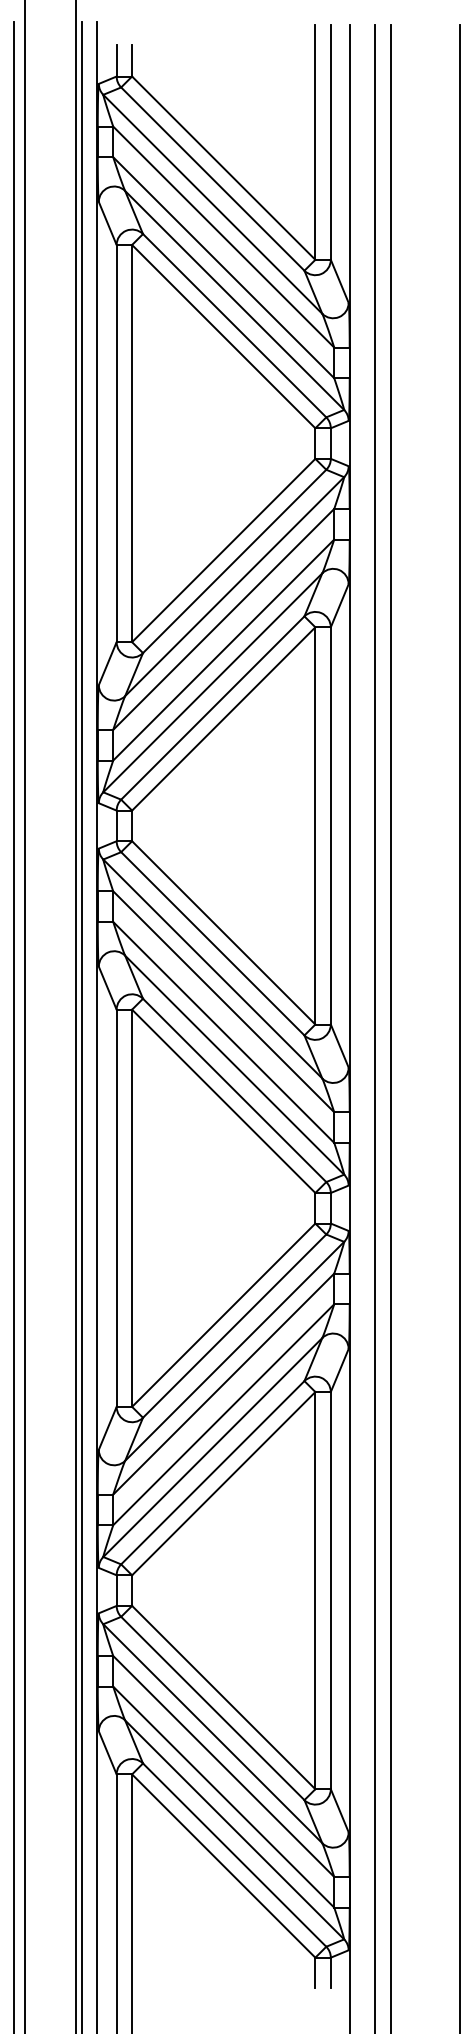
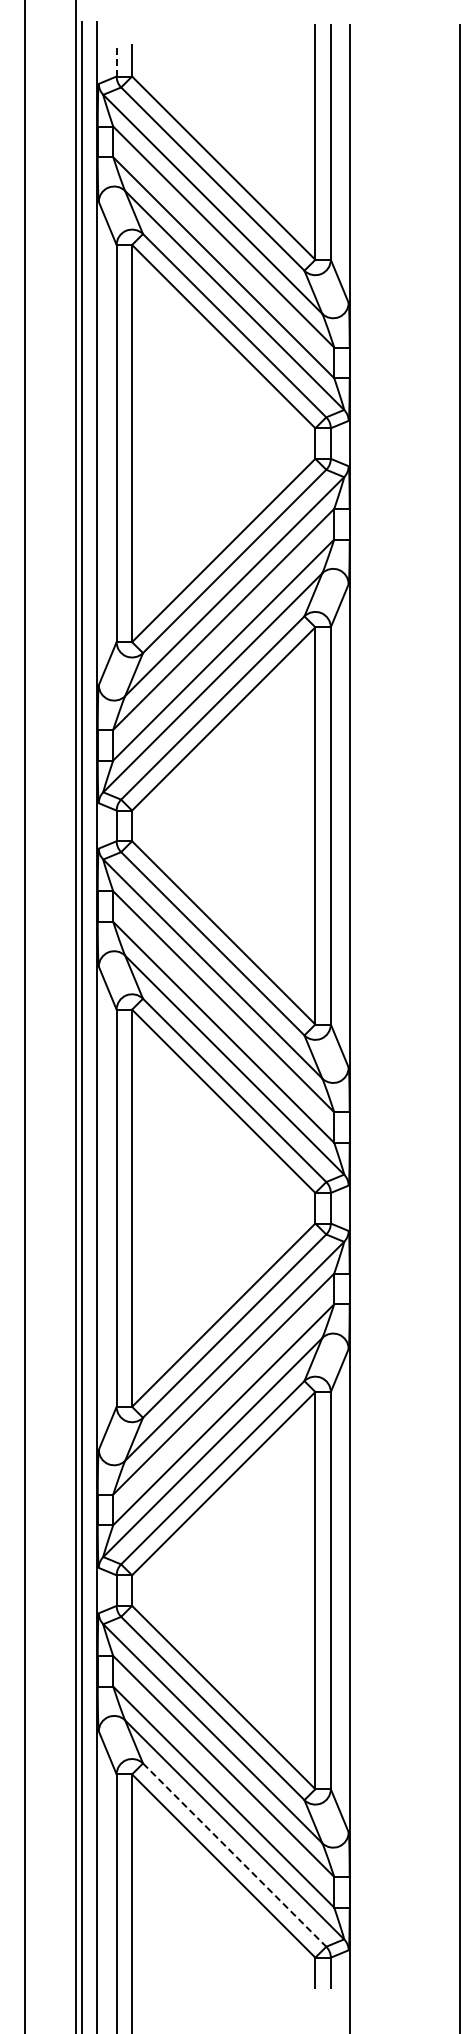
line: solid -> dashed (116, 61)
line: present -> none (14, 1026)
line: present -> none (374, 1027)
line: present -> none (390, 1027)
line: solid -> dashed (234, 1855)
